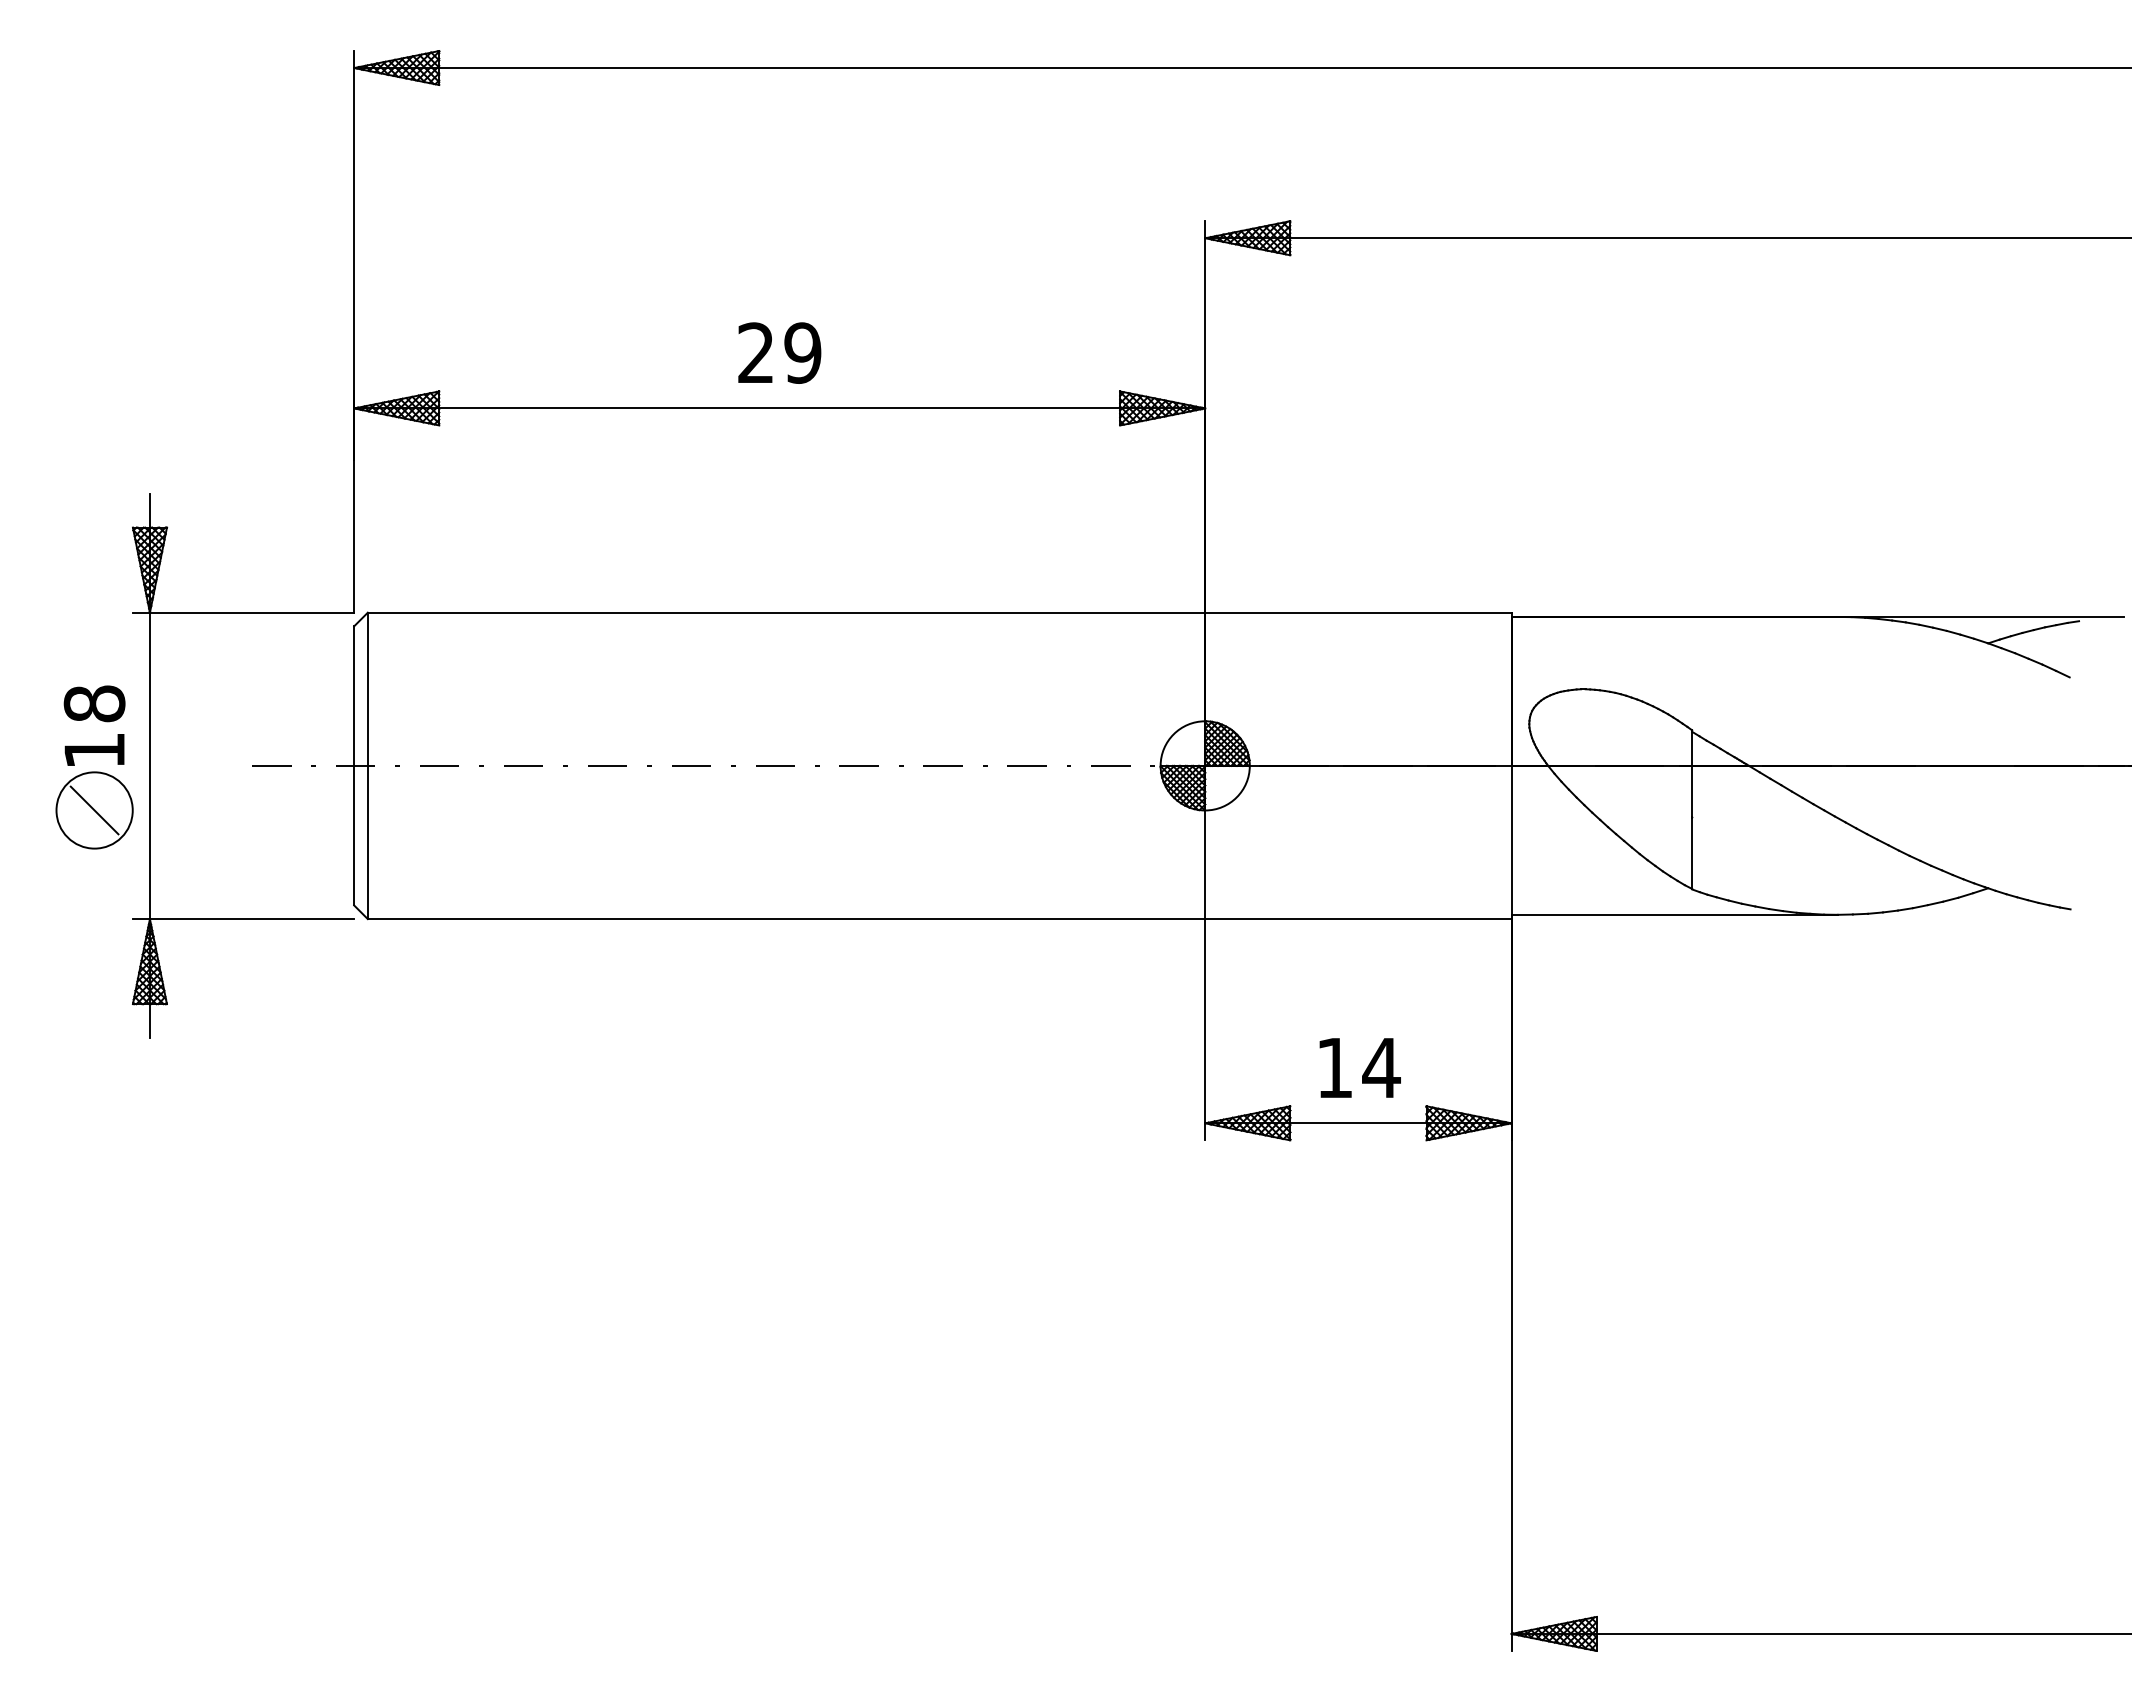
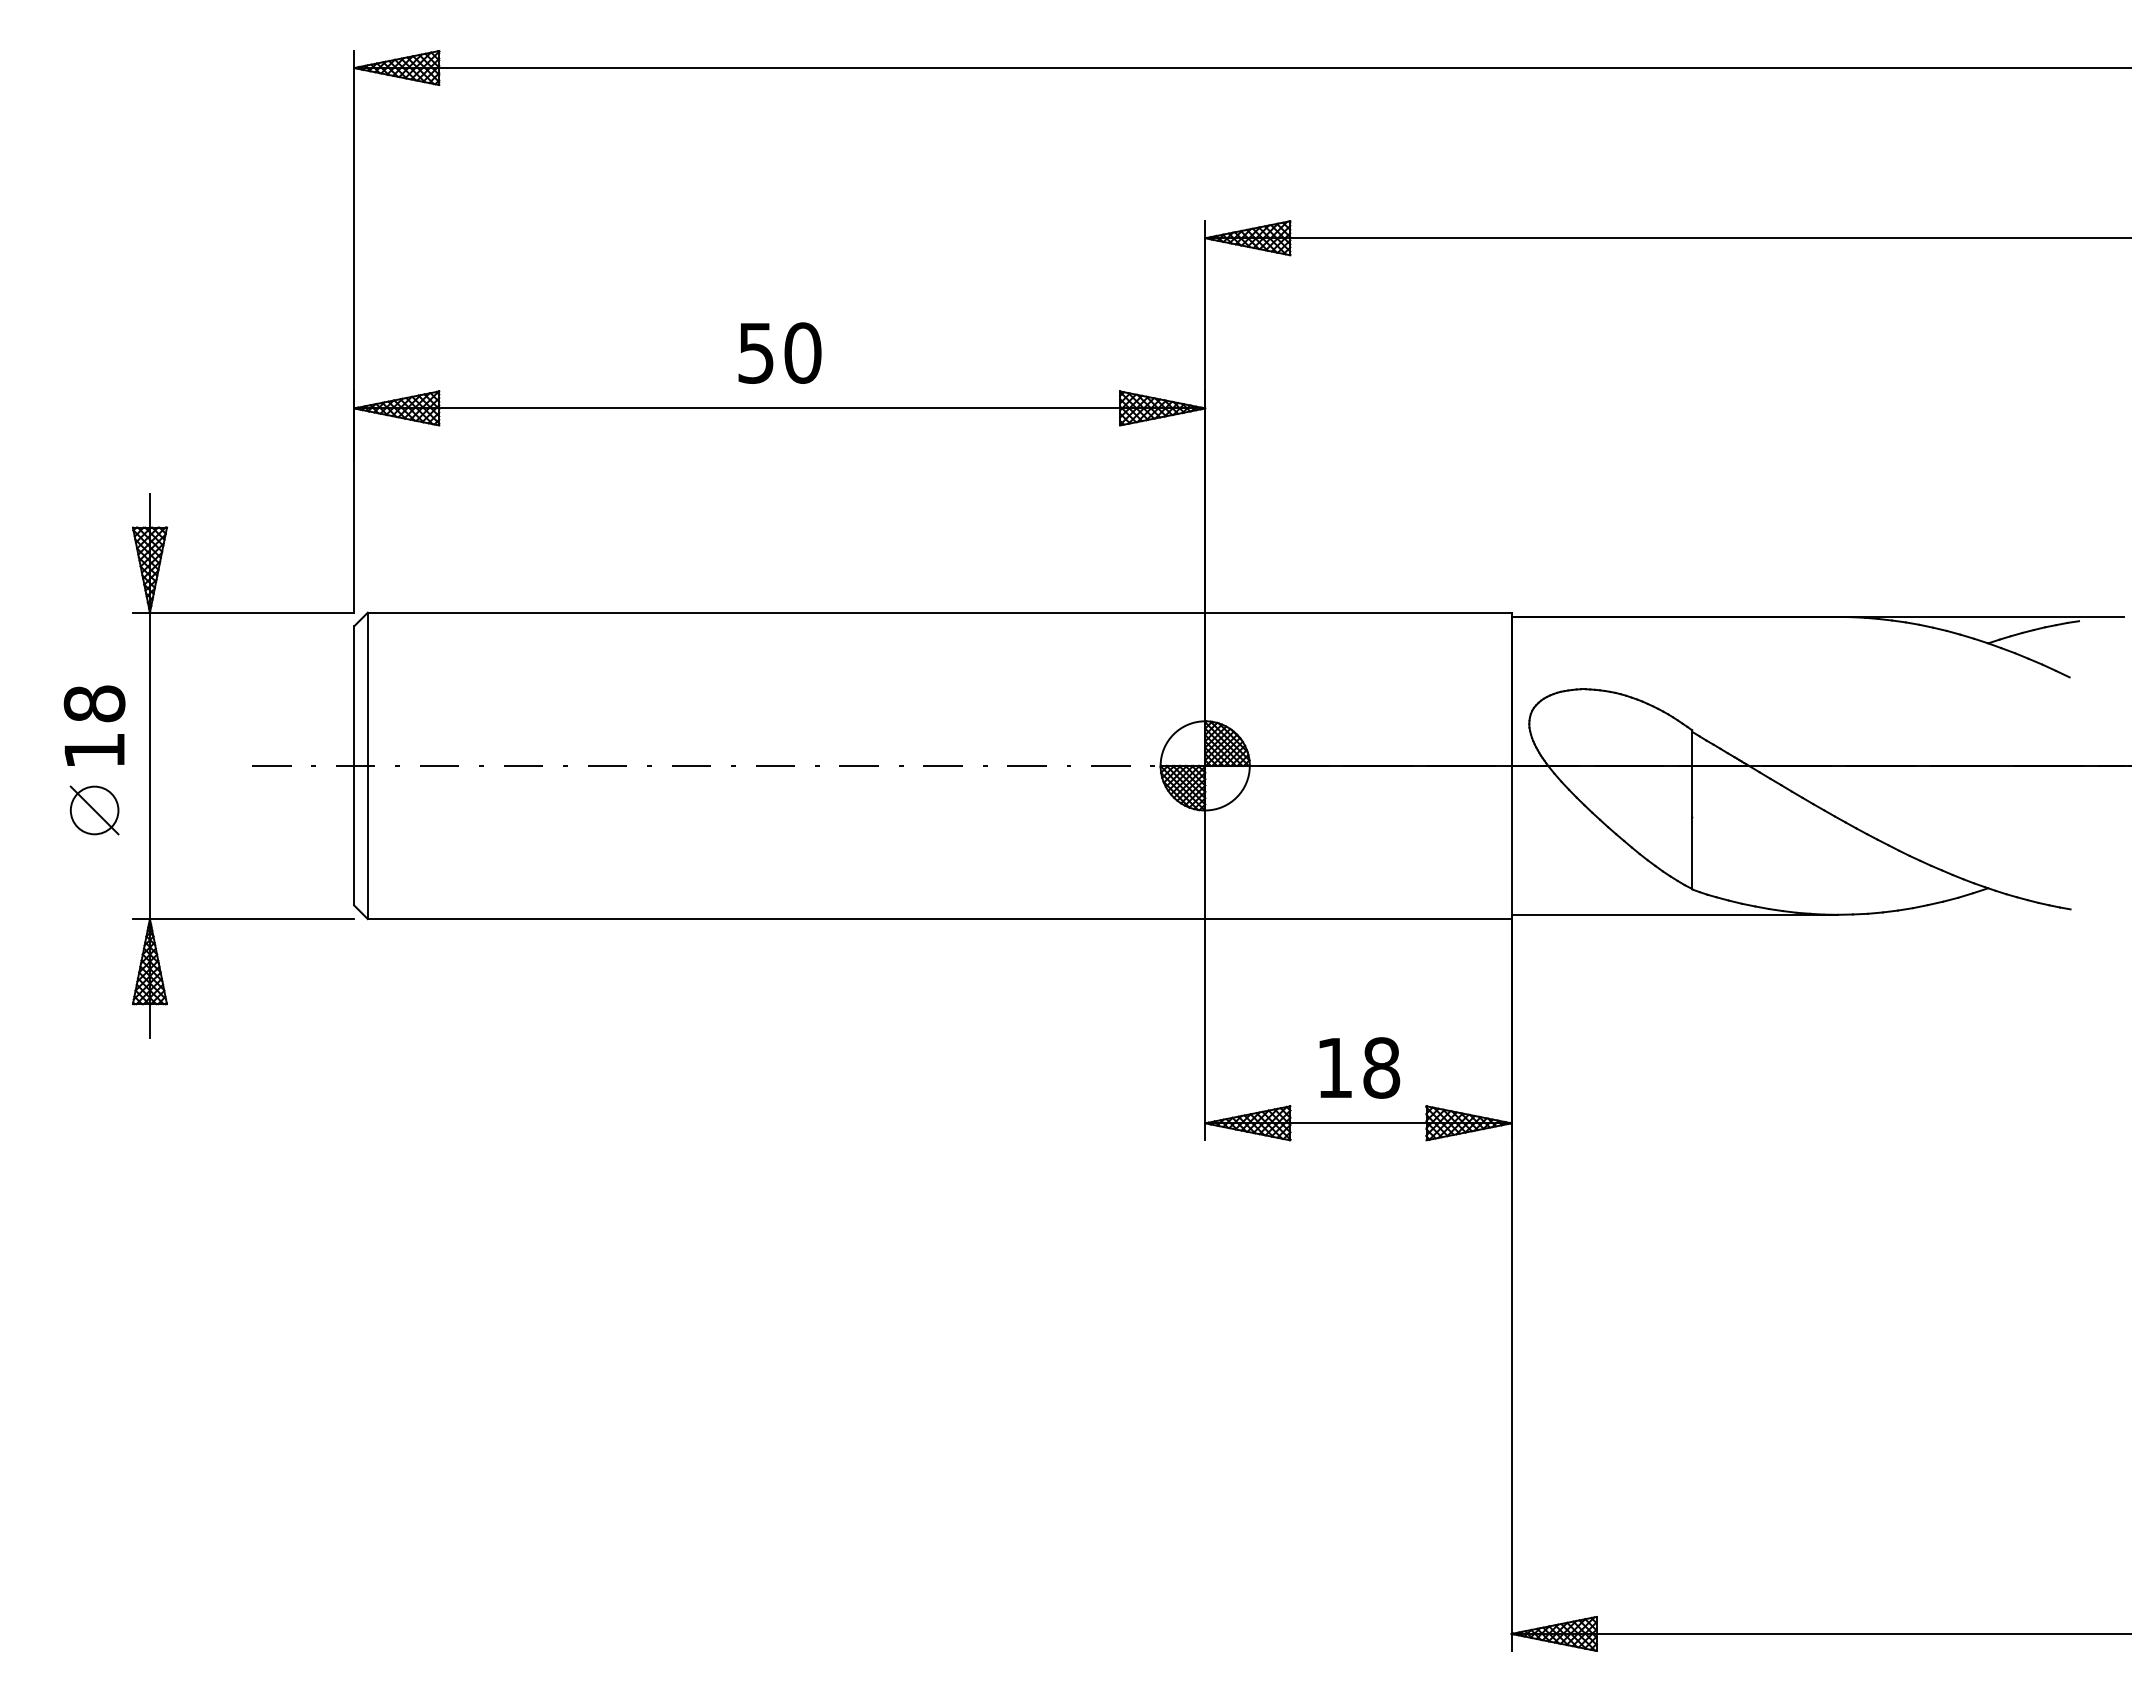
text: 29 -> 50 (779, 352)
circle diameter: 76 px -> 48 px (94, 810)
text: 14 -> 18 (1381, 1067)
